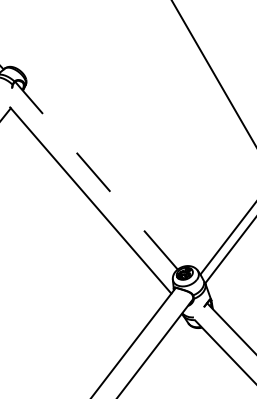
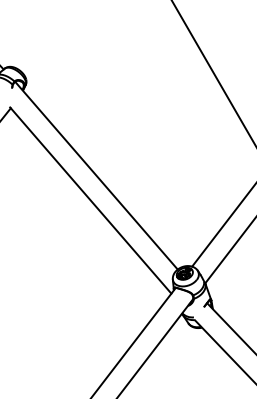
line: dashed -> solid (96, 175)
line position: (227, 239) -> (222, 226) (222, 226)
